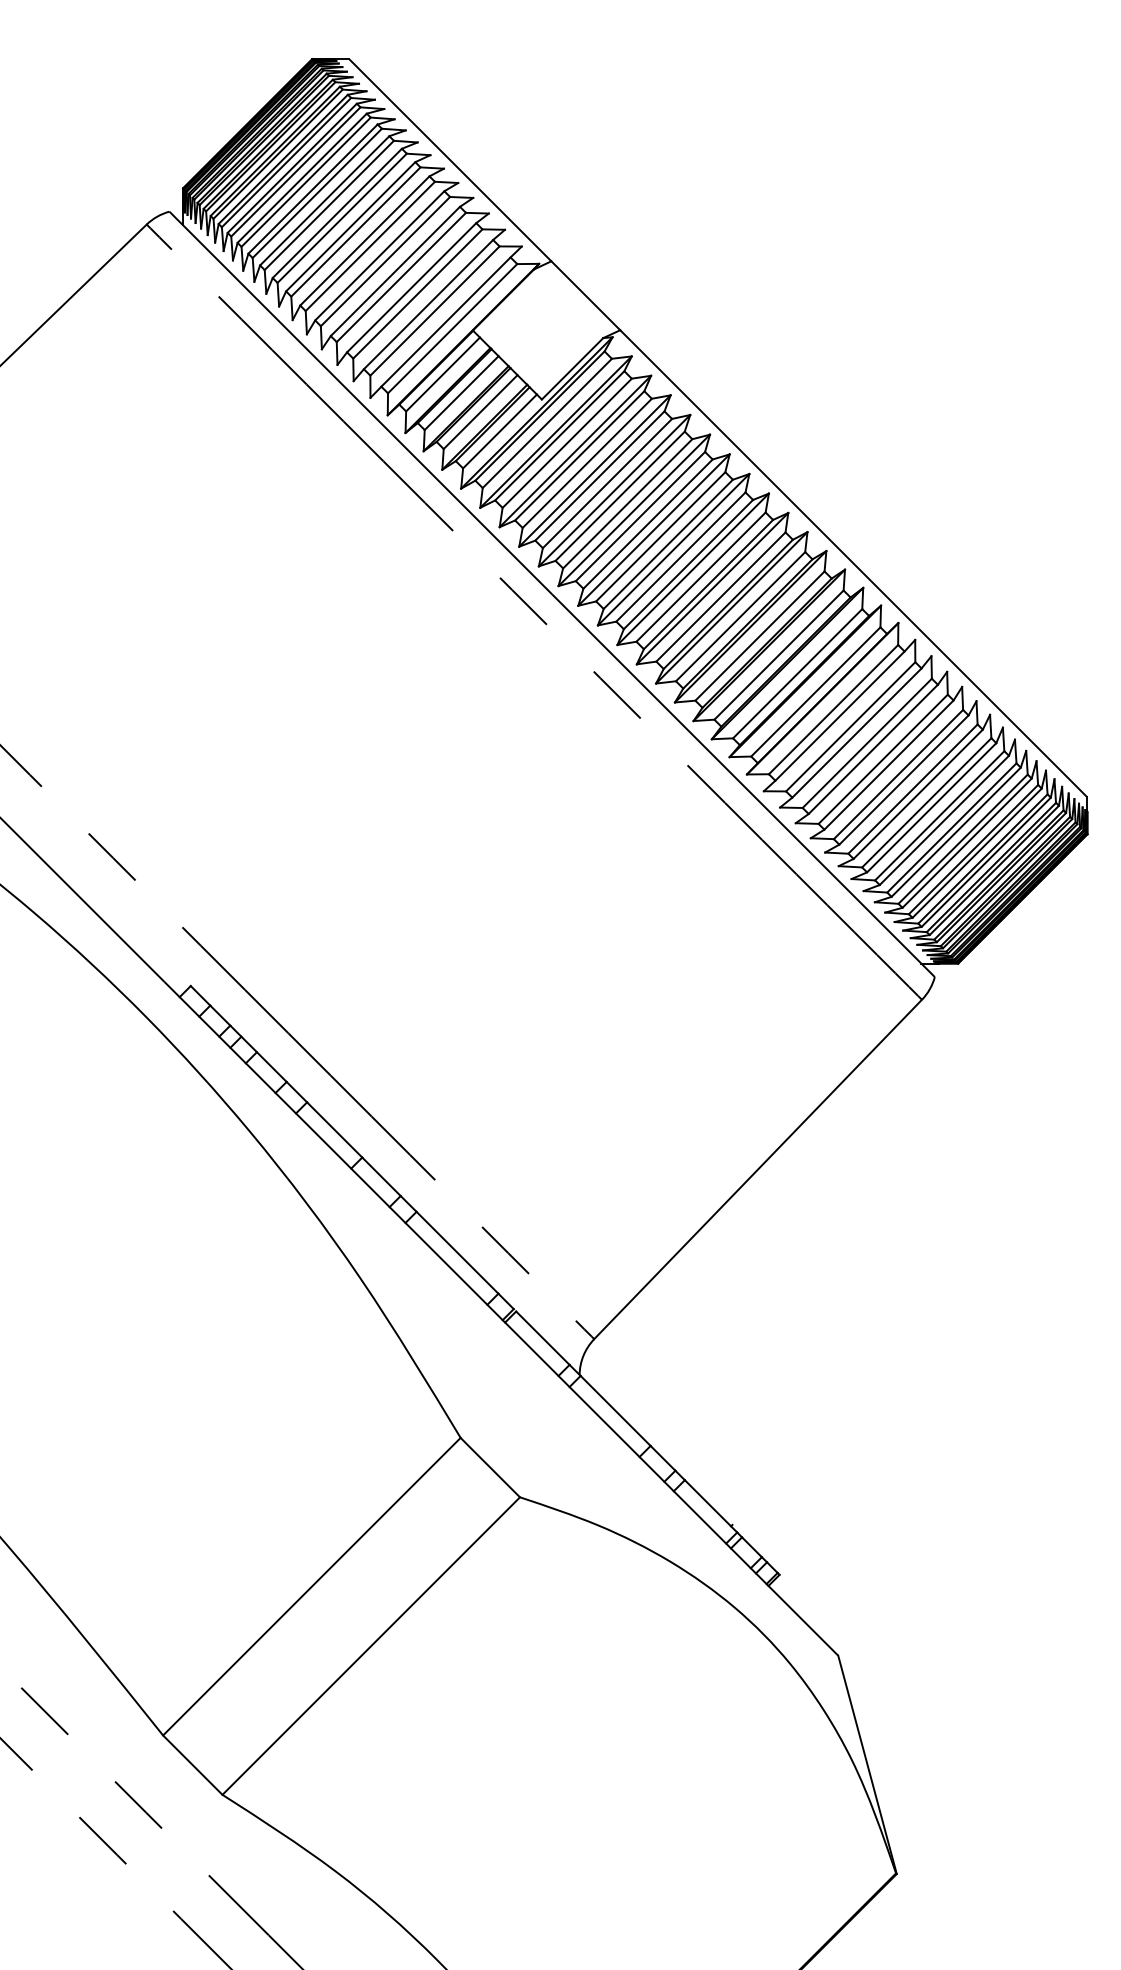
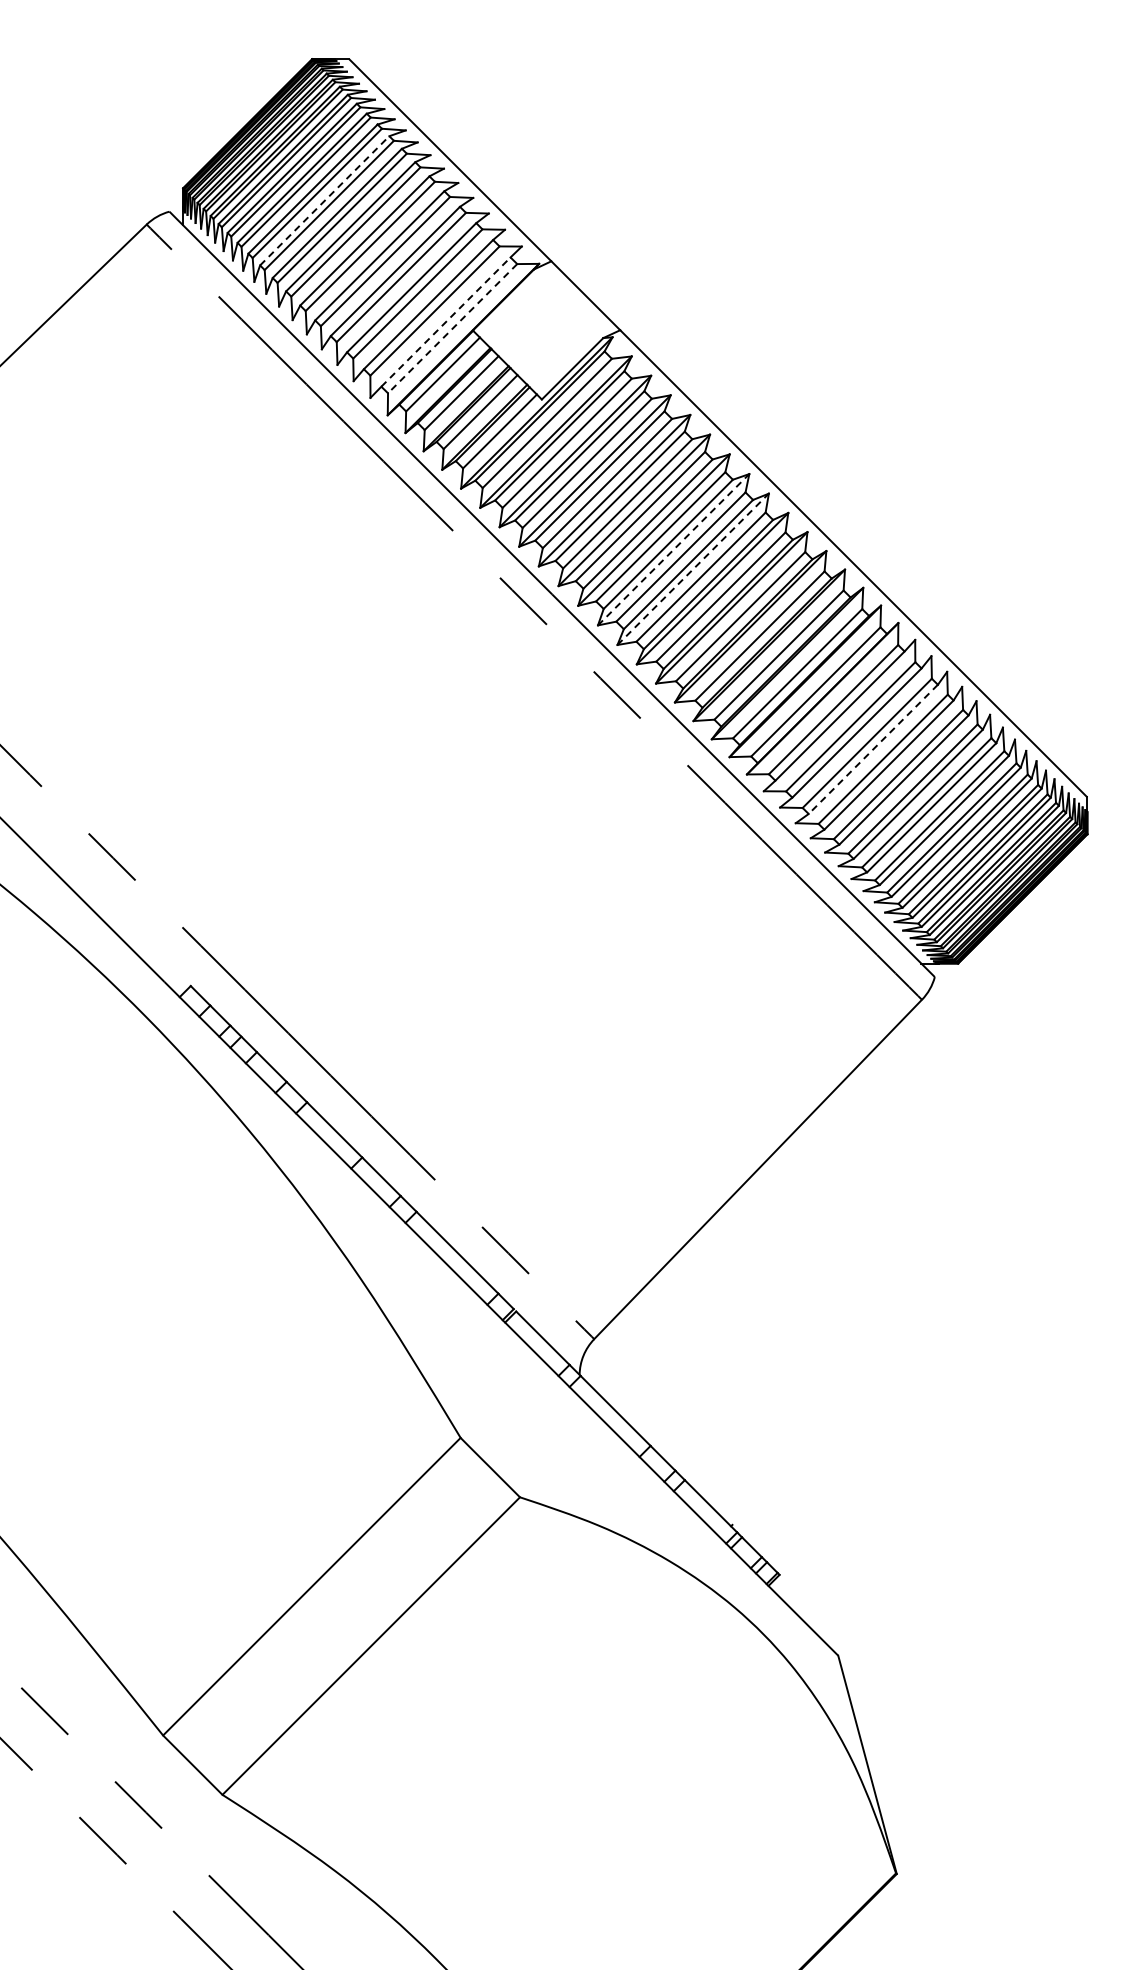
line: solid -> dashed (325, 200)
line: solid -> dashed (446, 321)
line: solid -> dashed (452, 329)
line: solid -> dashed (674, 549)
line: solid -> dashed (693, 568)
line: solid -> dashed (872, 749)
